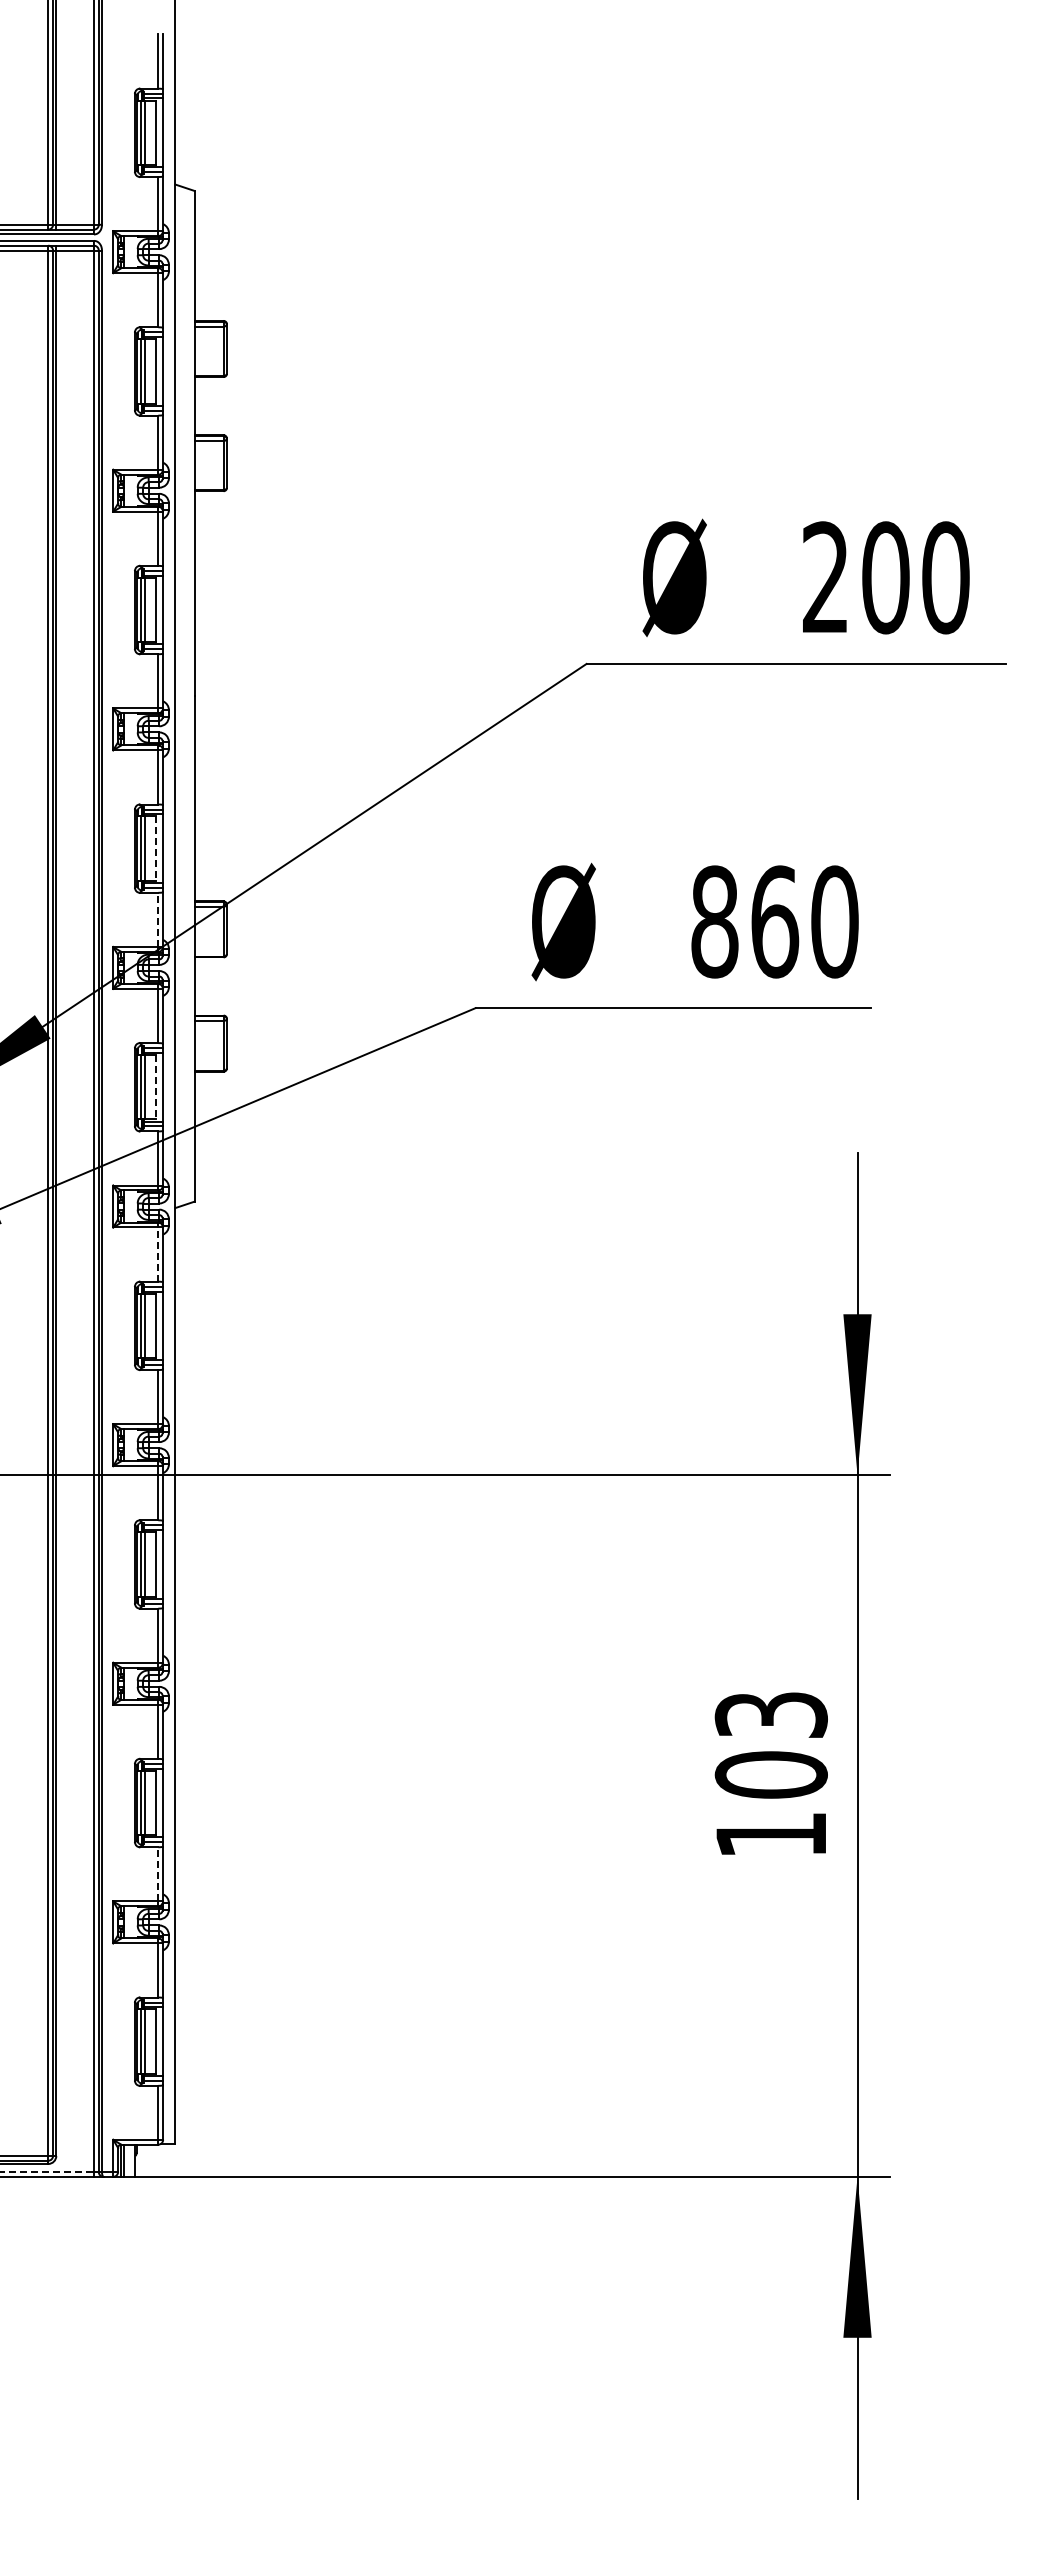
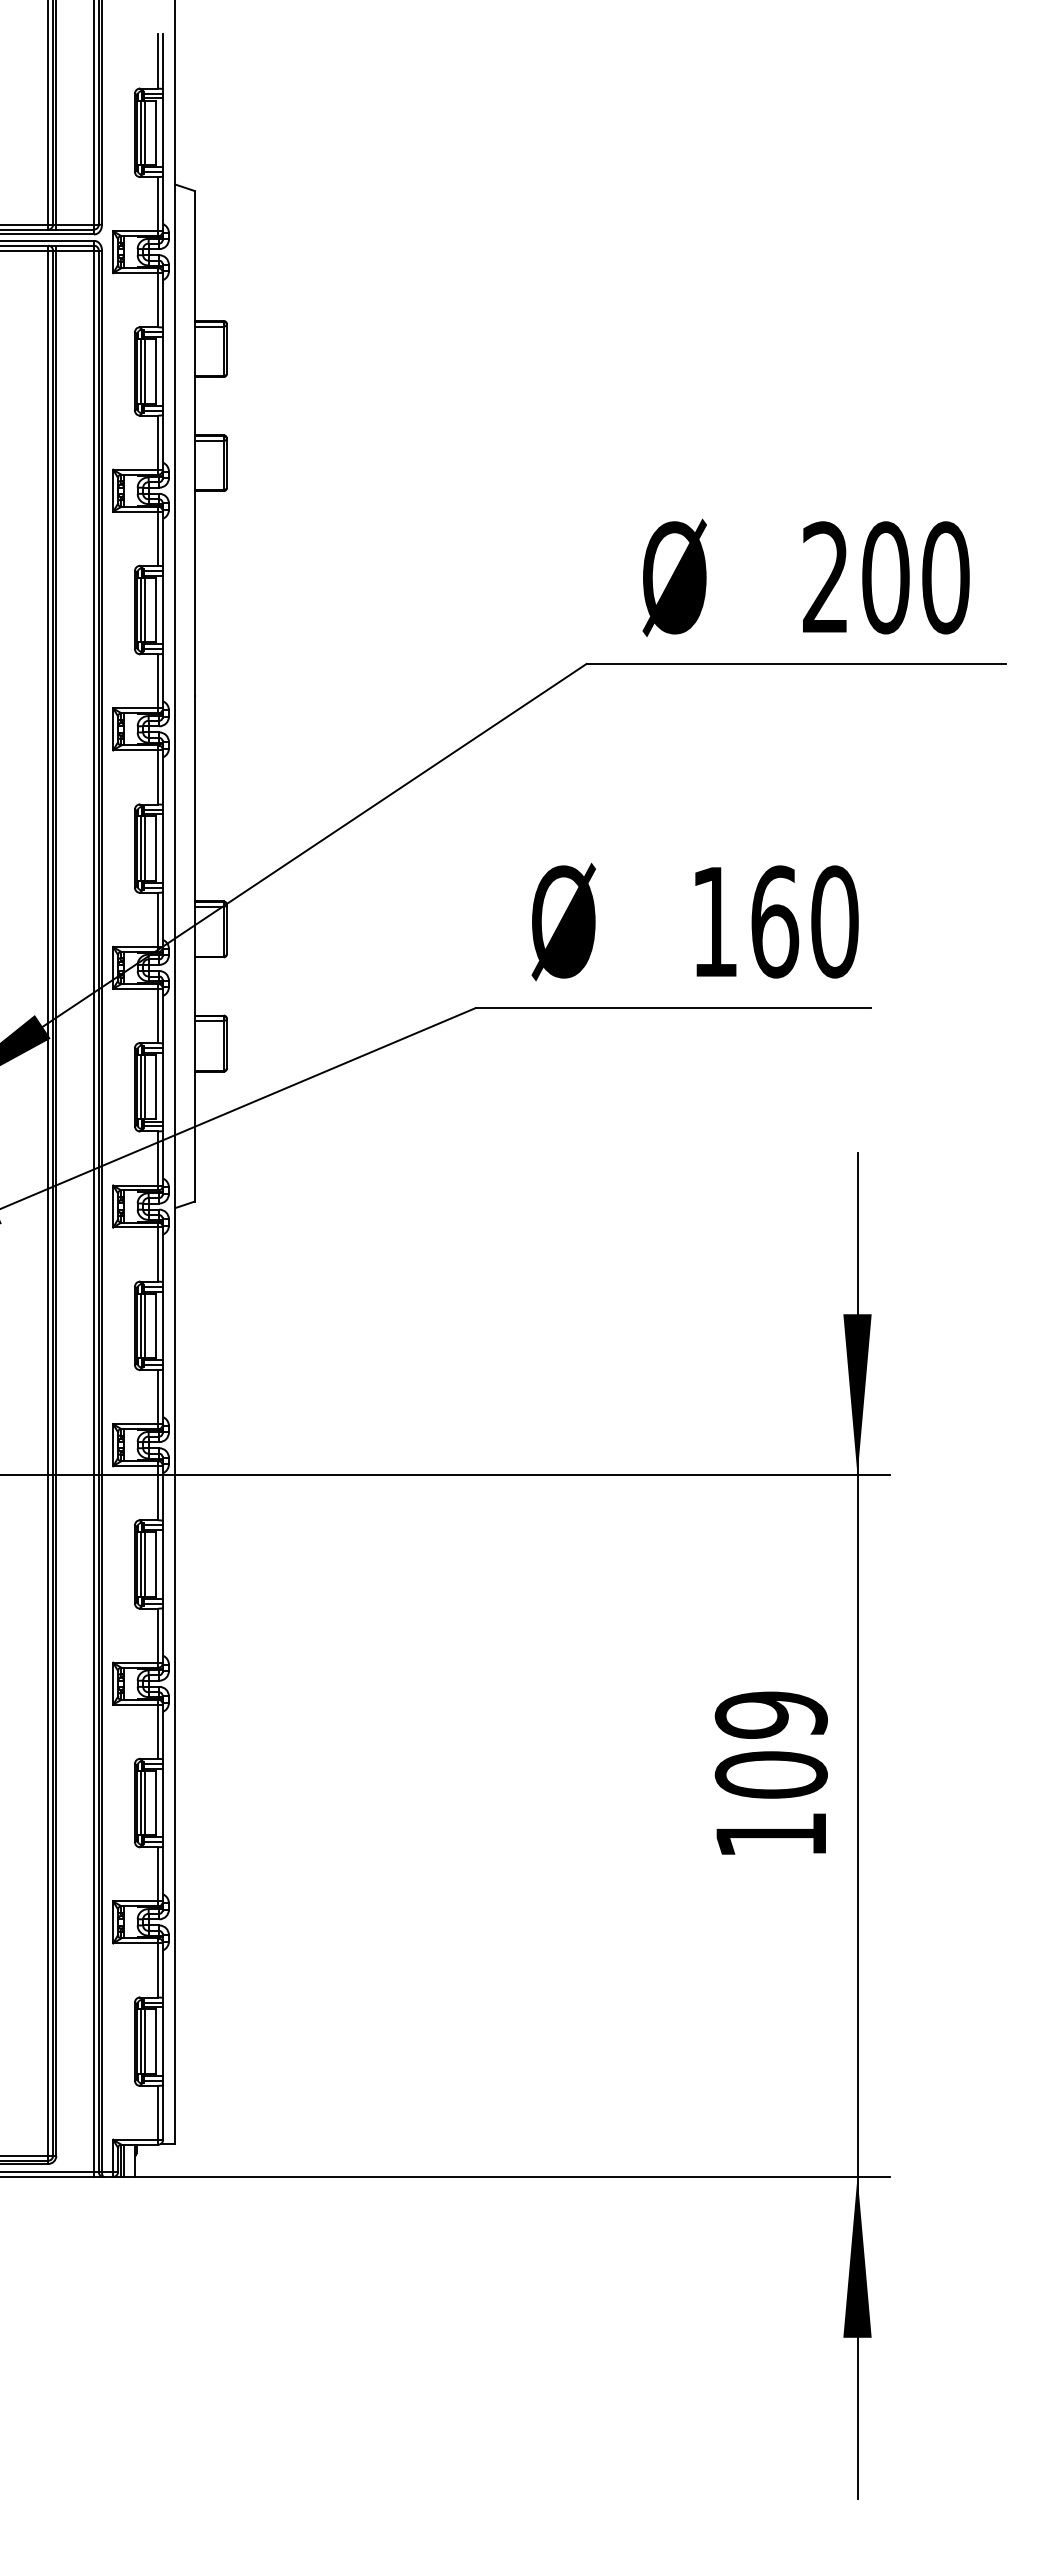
line: dashed -> solid (156, 849)
line: dashed -> solid (158, 919)
text: 860 -> 160 (714, 921)
line: dashed -> solid (156, 1087)
line: dashed -> solid (158, 1254)
text: 103 -> 109 (770, 1714)
line: dashed -> solid (158, 1873)
line: dashed -> solid (46, 2172)
